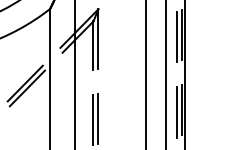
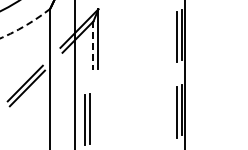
arc: solid -> dashed (26, 25)
line: solid -> dashed (93, 46)
line: present -> none (145, 74)
line: present -> none (165, 74)
part position: (95, 119) -> (87, 119) (87, 119)
